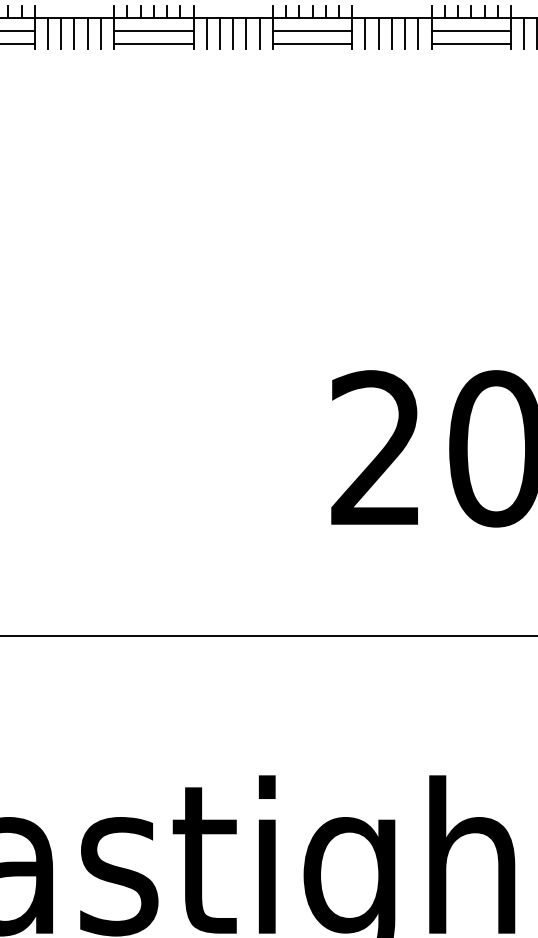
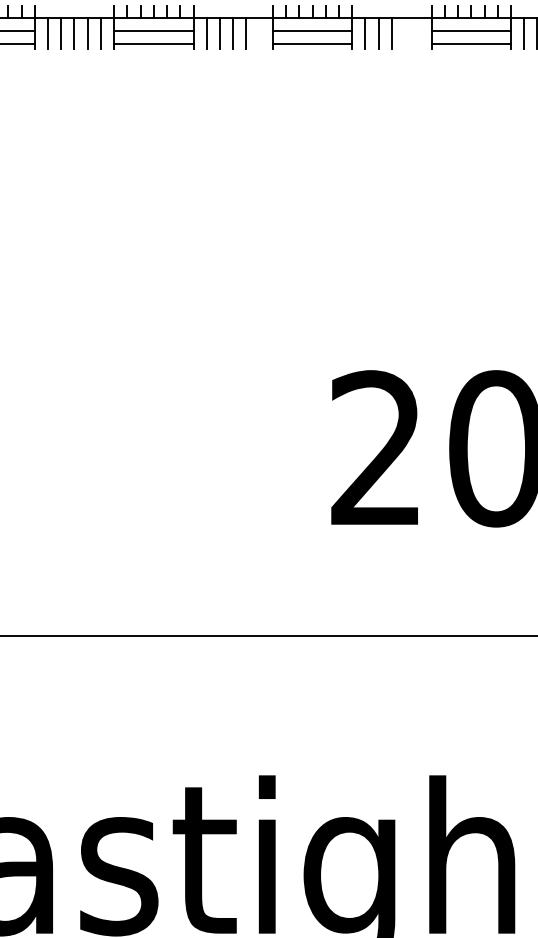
line: present -> none (259, 33)
line: present -> none (405, 33)
line: present -> none (418, 33)
